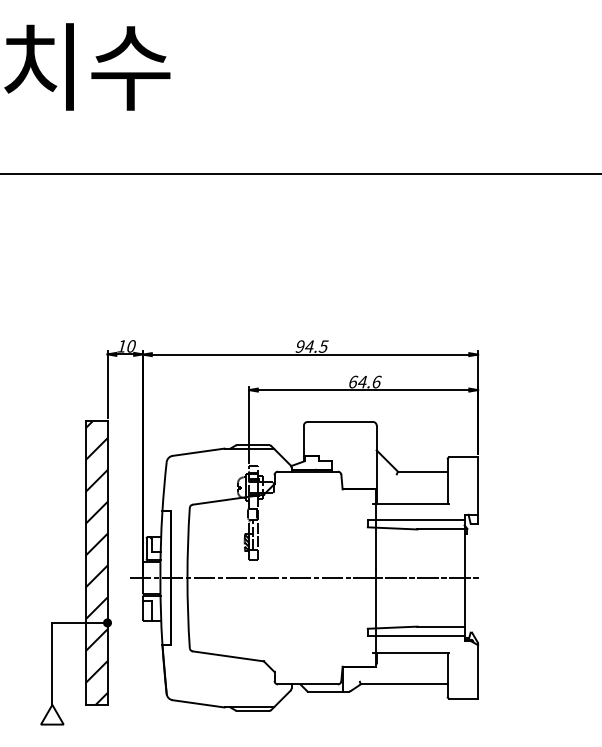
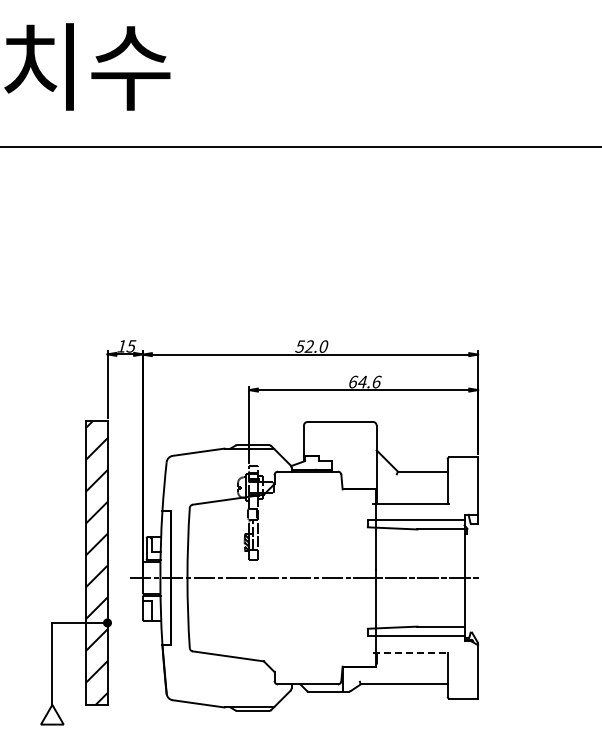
line position: (300, 173) -> (300, 146) (300, 146)
text: 10 -> 15 (131, 346)
text: 94.5 -> 52.0 (311, 346)
line: solid -> dashed (411, 652)
